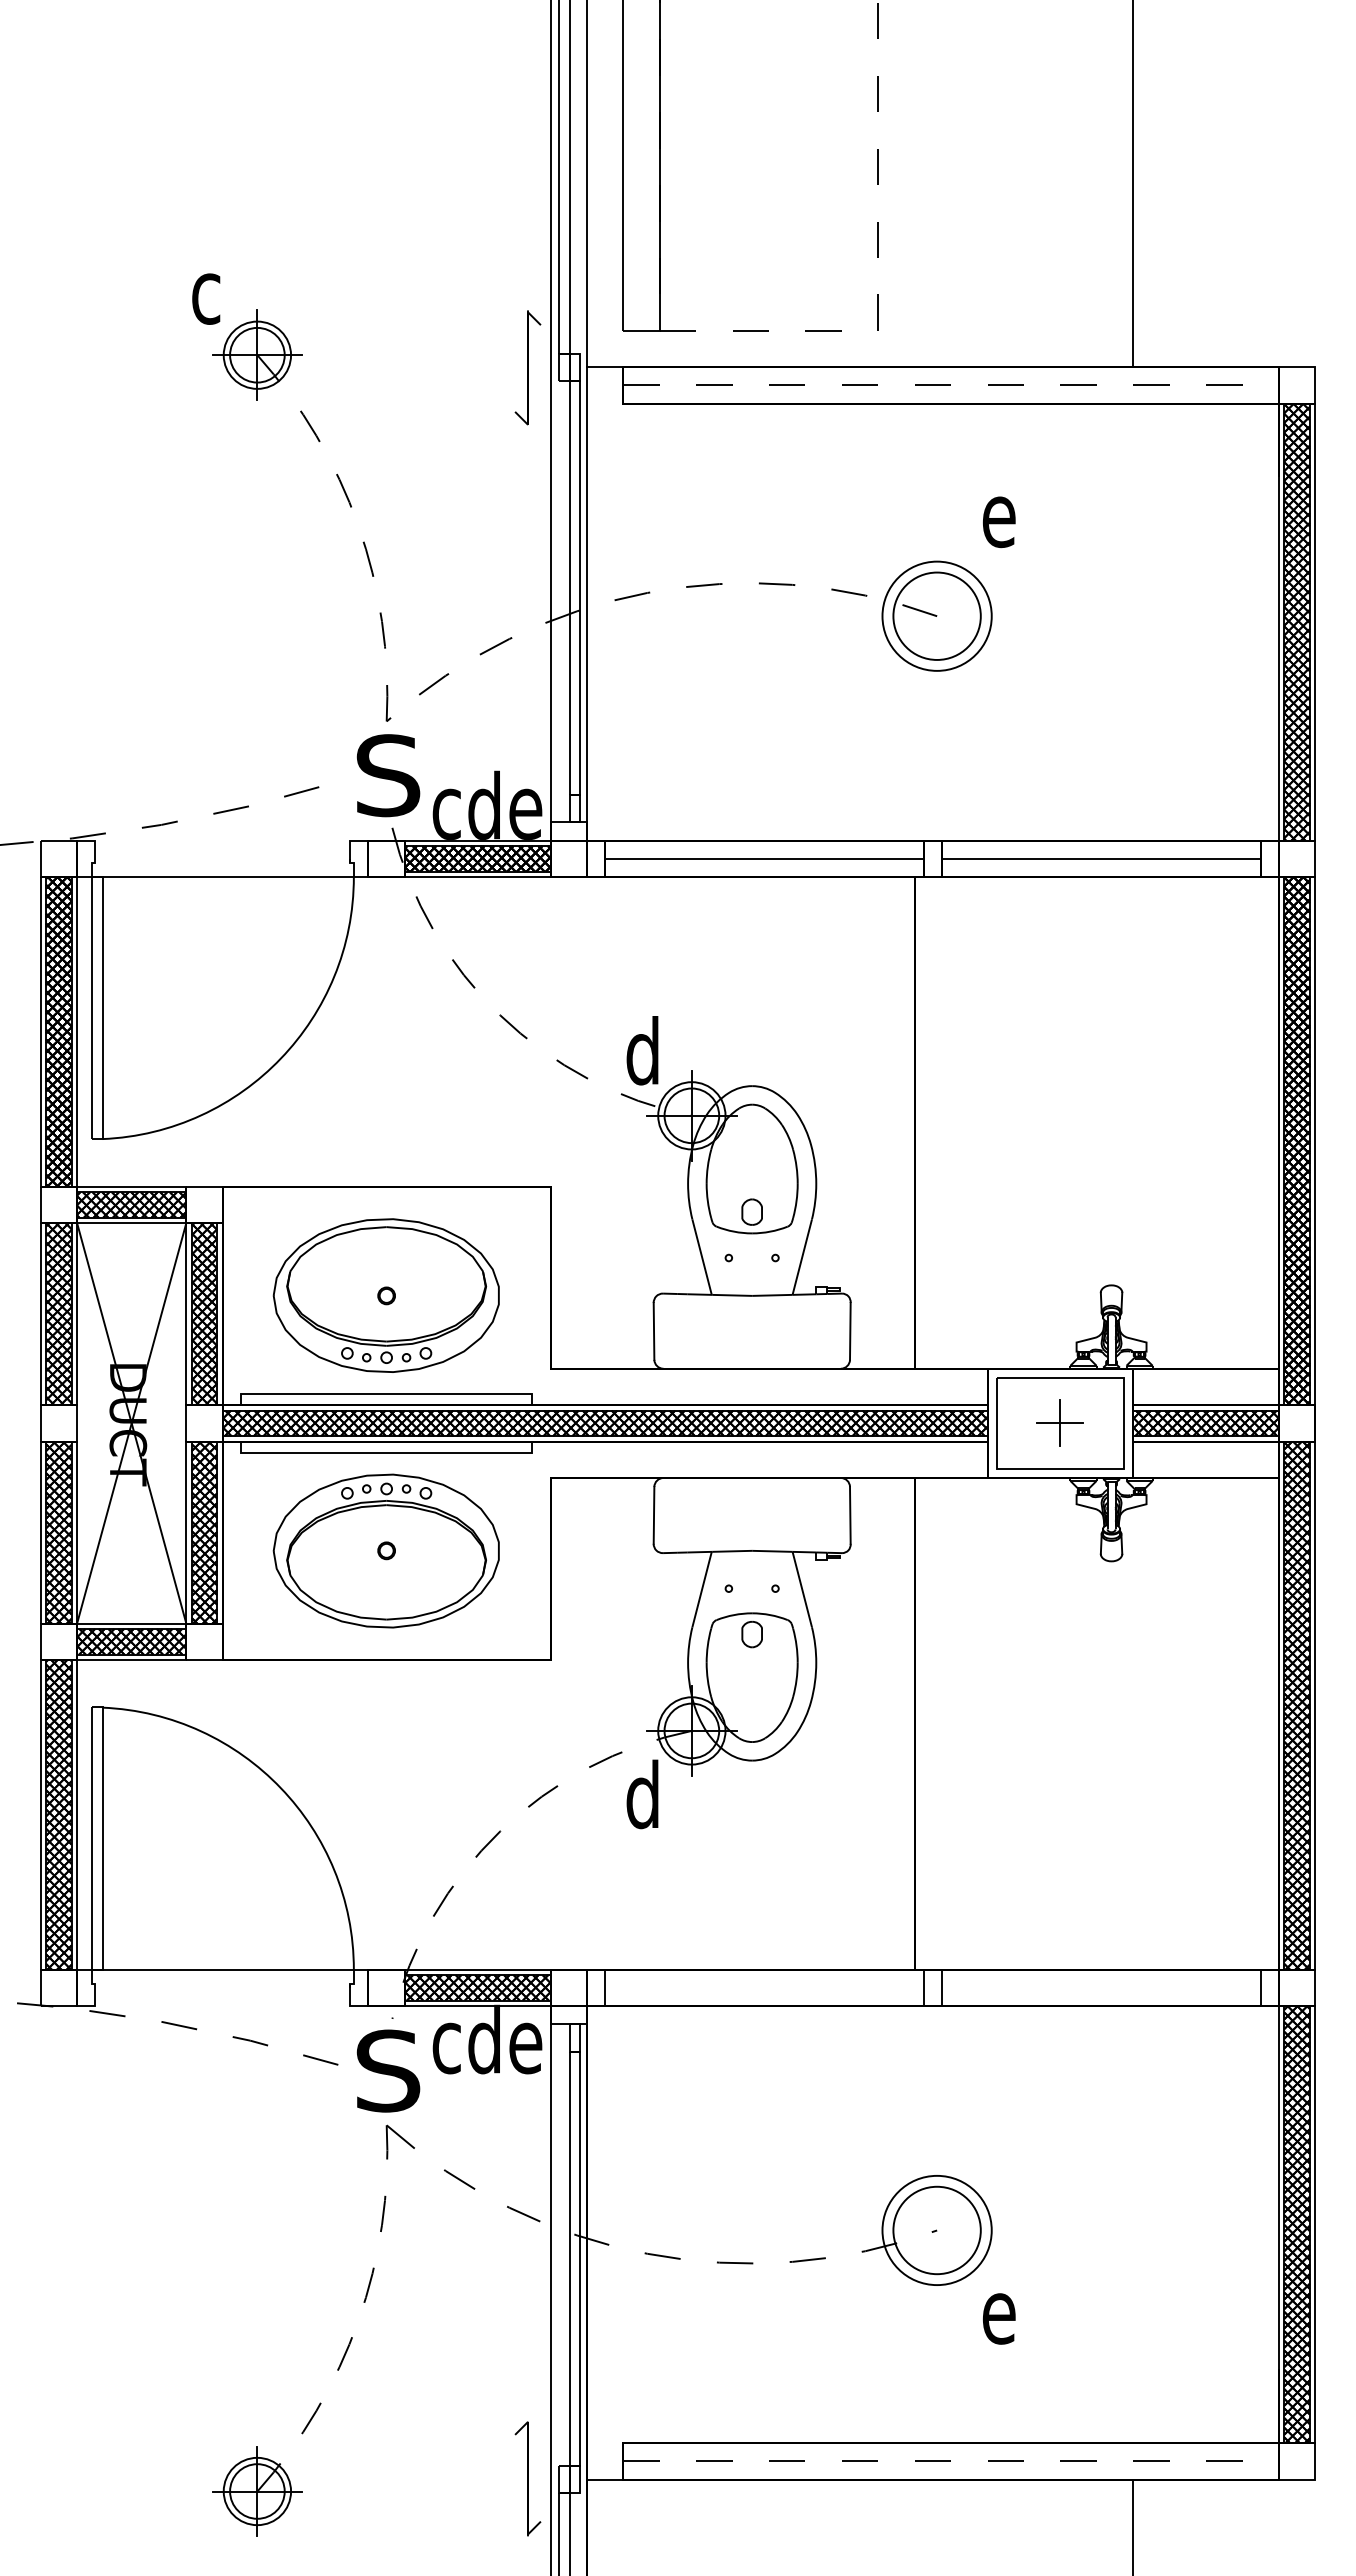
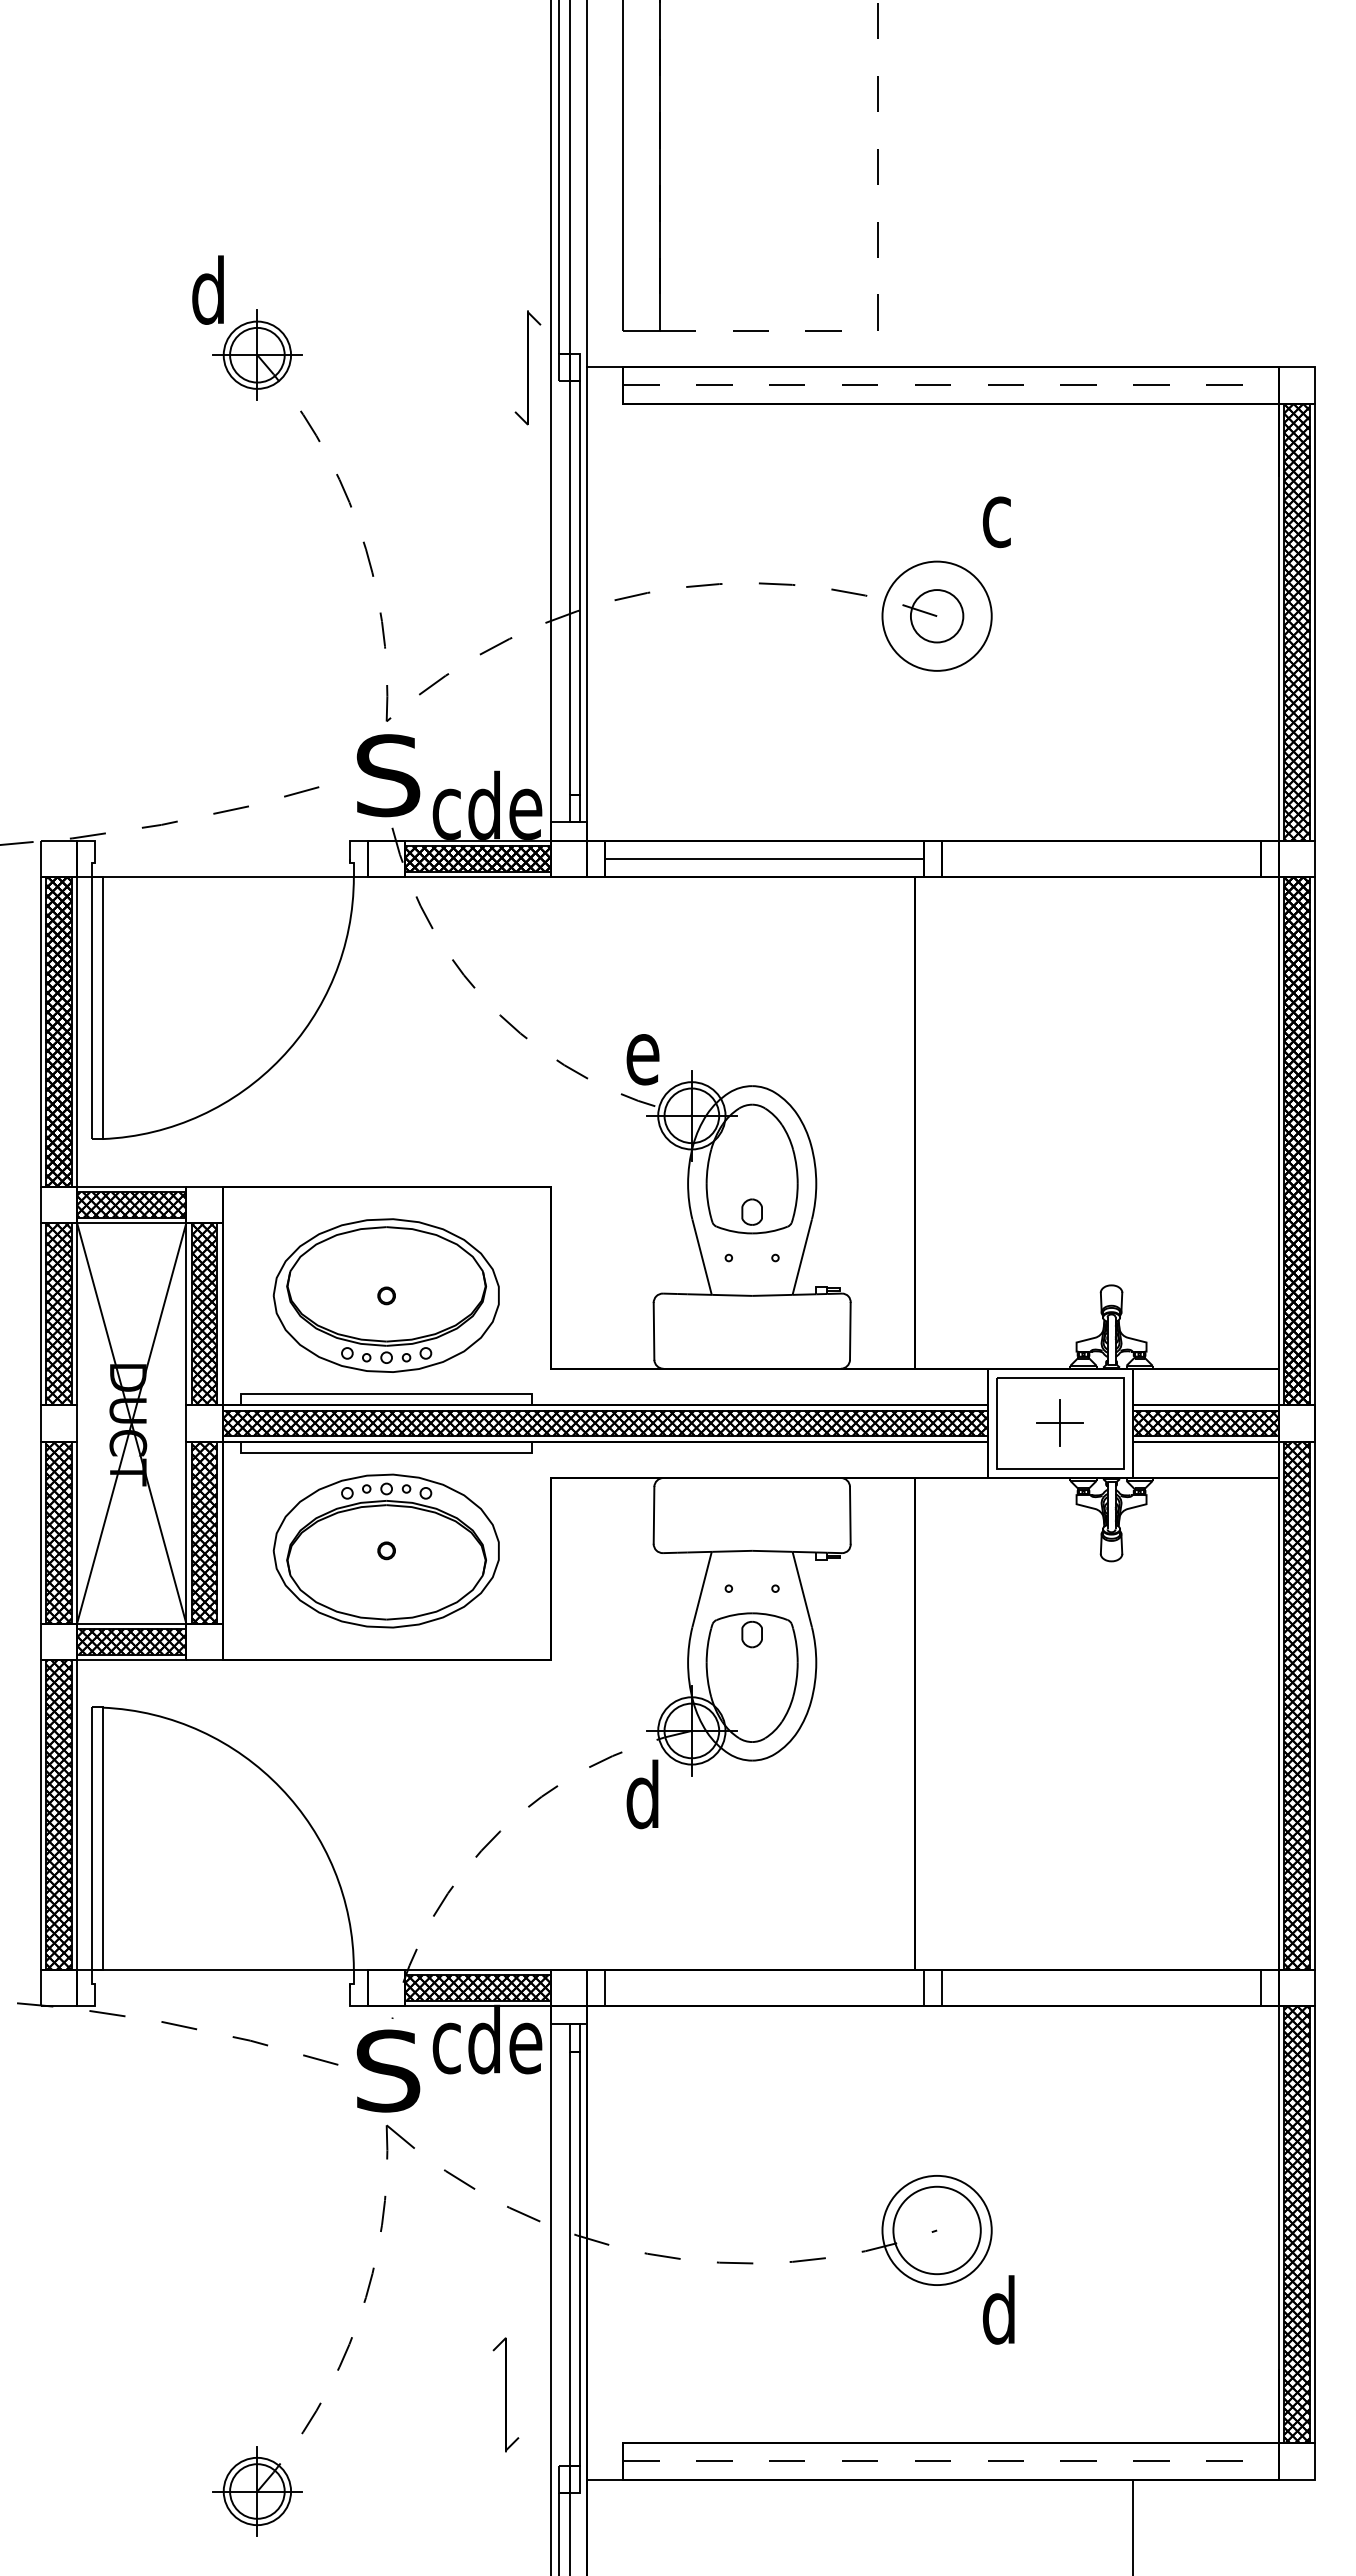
line: present -> none (1133, 184)
text: c -> d (208, 289)
text: e -> c (1001, 521)
circle diameter: 87 px -> 52 px (936, 616)
line: present -> none (1101, 858)
text: d -> e (643, 1050)
text: e -> d (999, 2309)
part position: (527, 2478) -> (505, 2394) (505, 2394)
